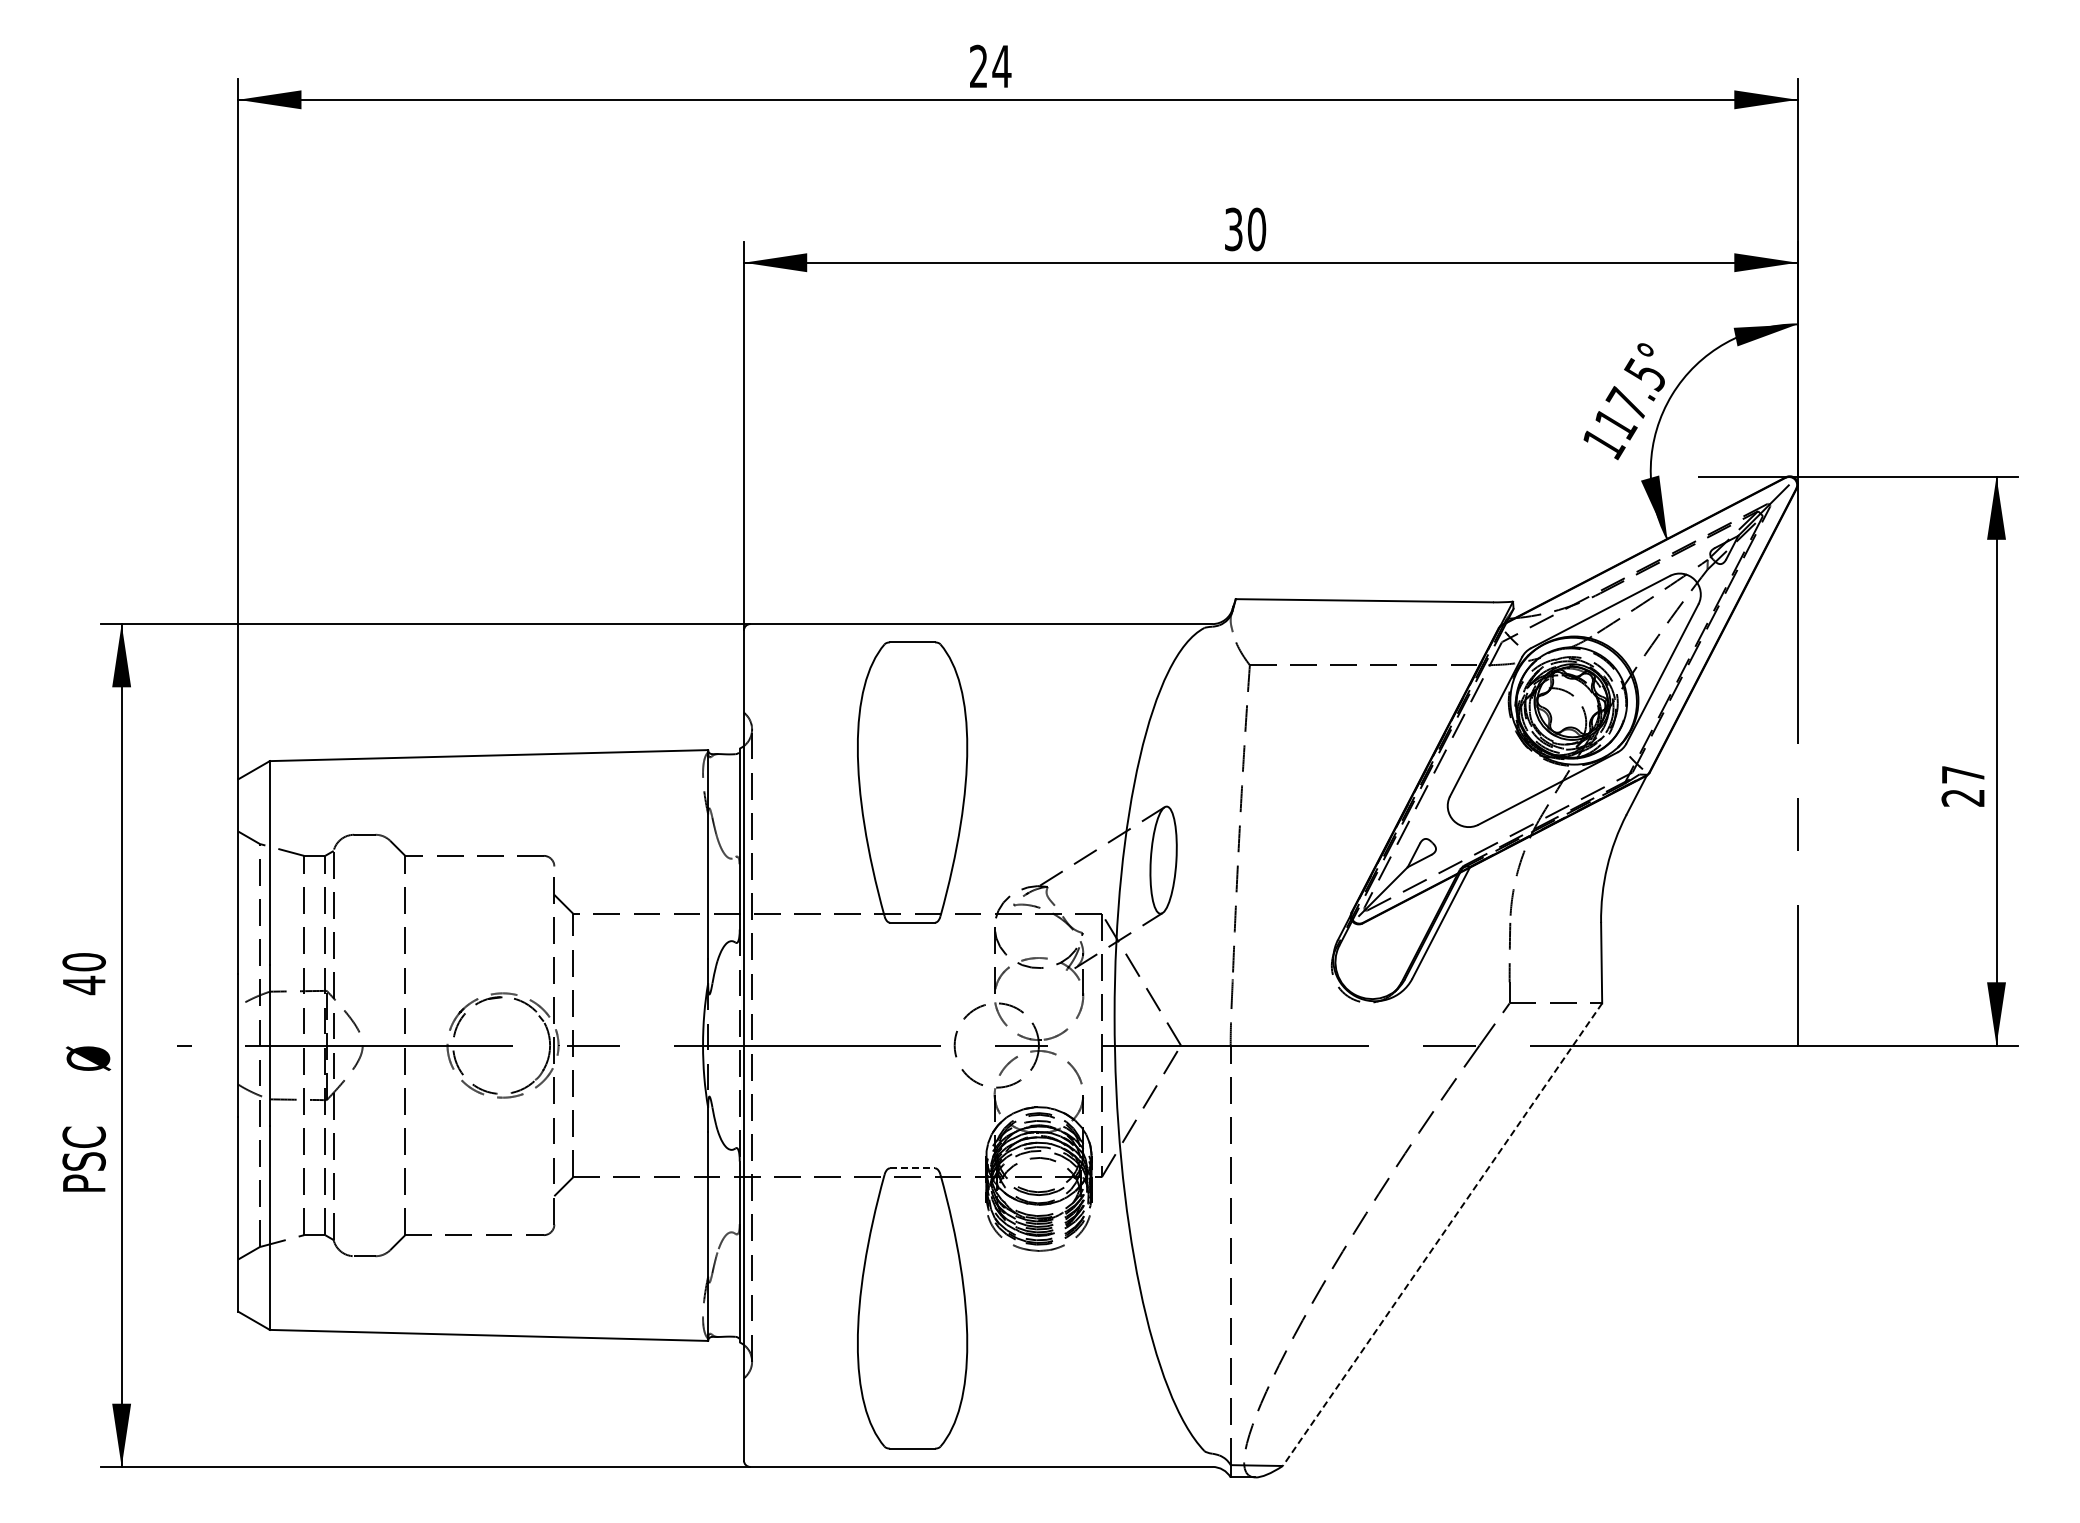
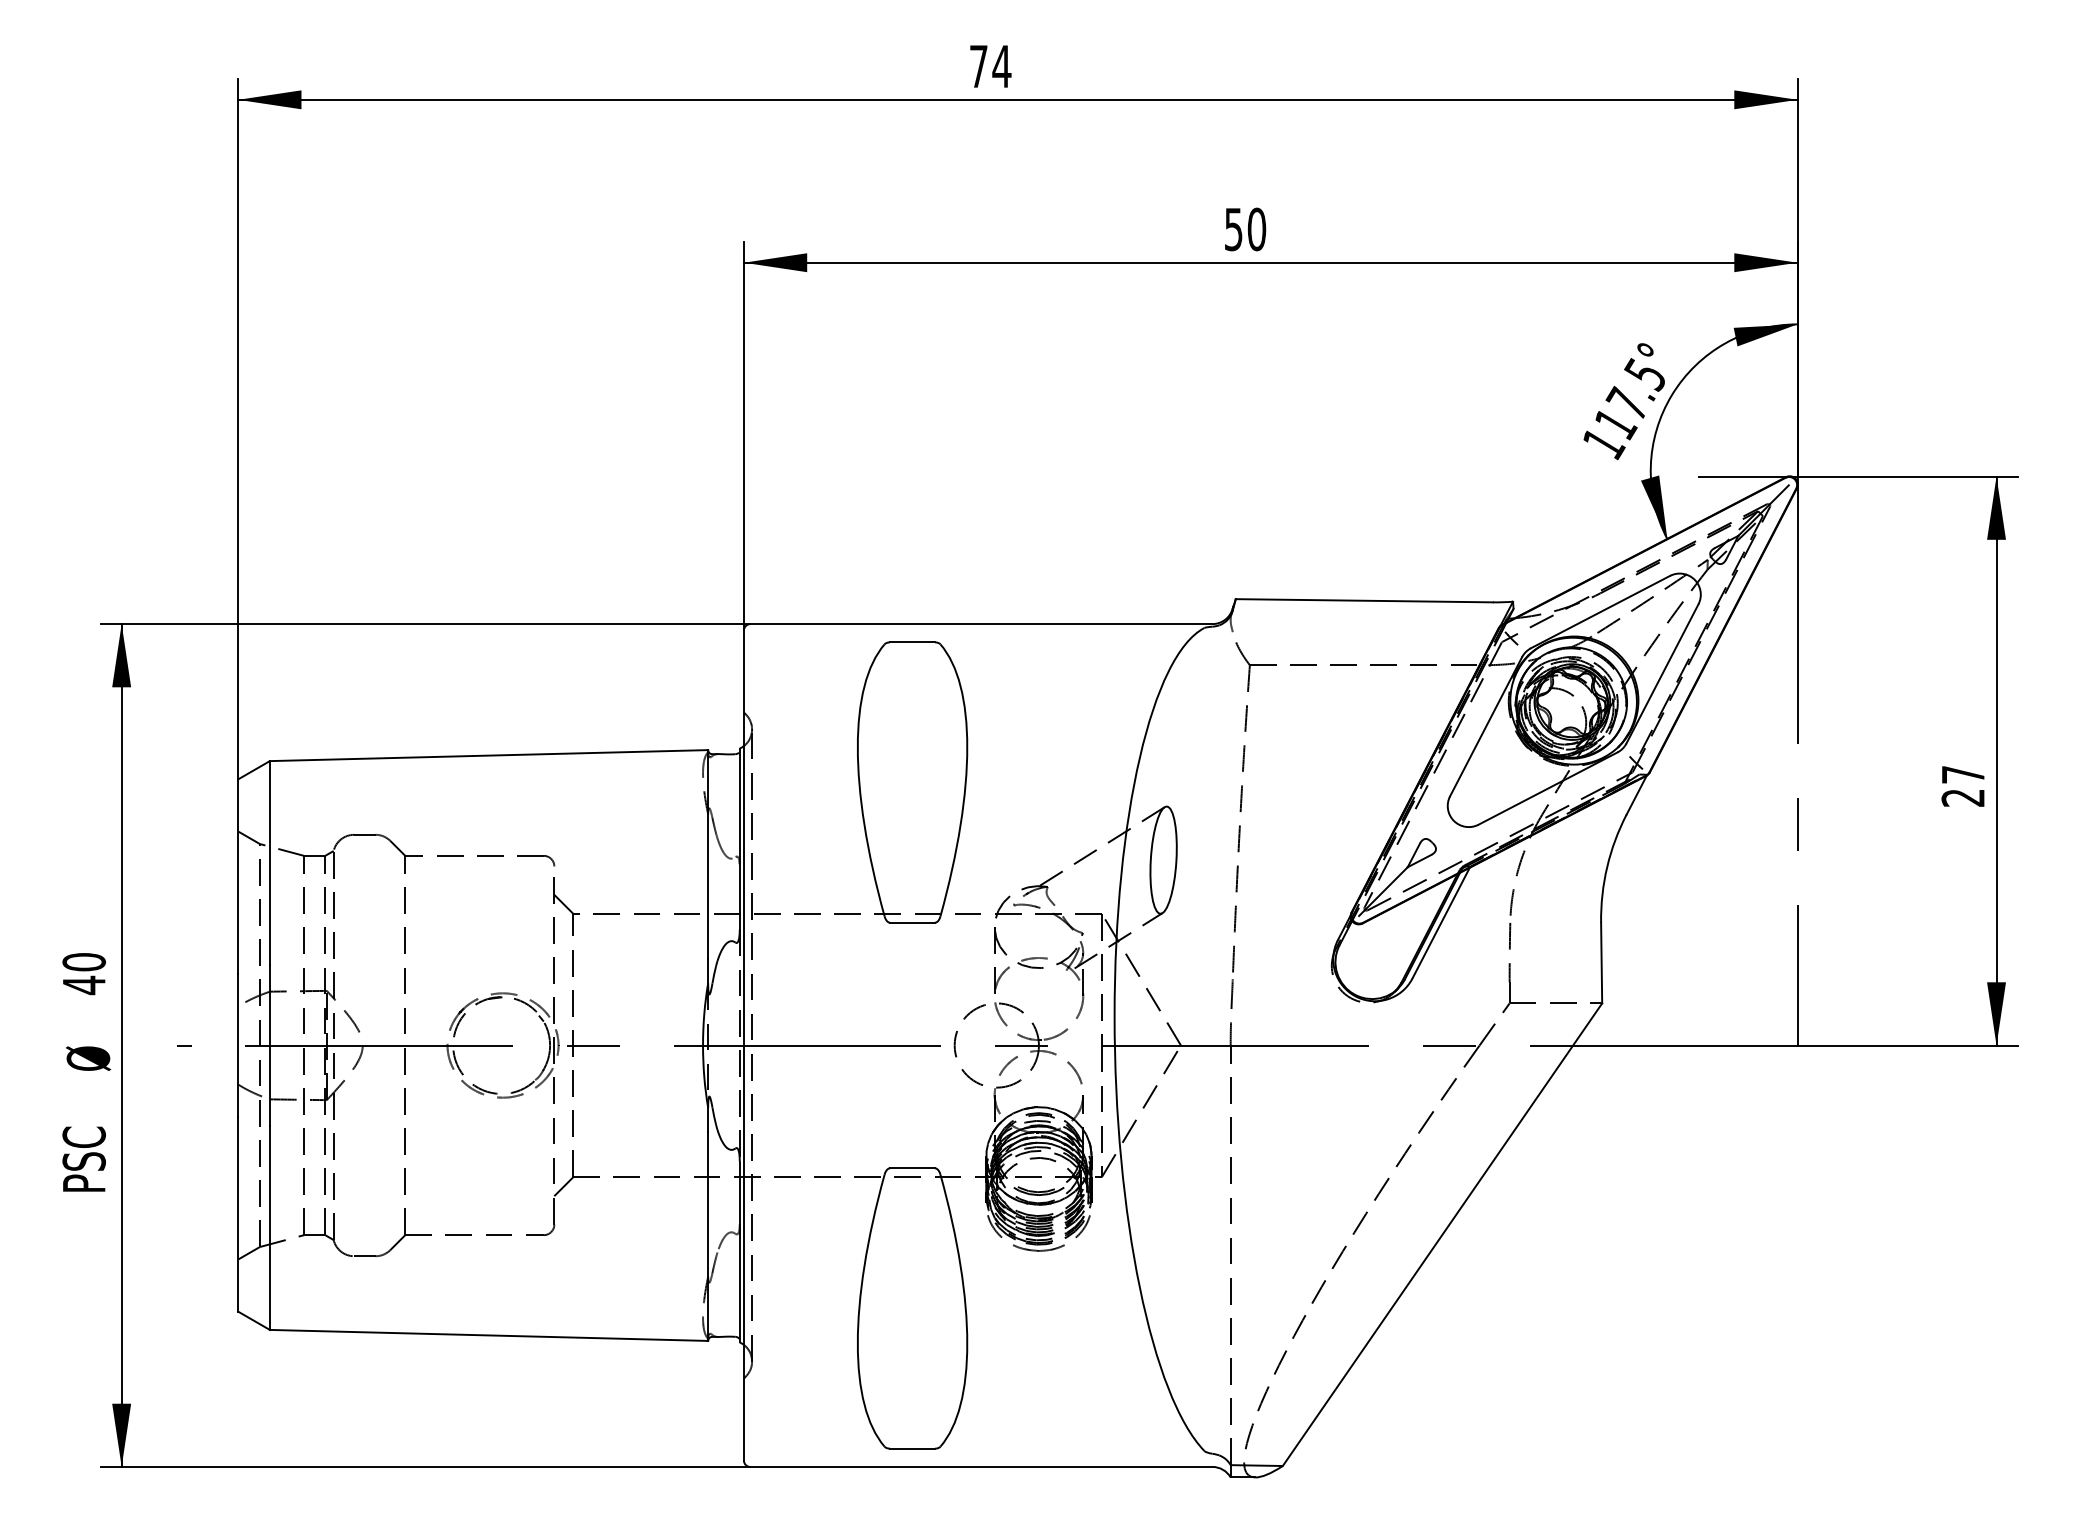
text: 24 -> 74 (978, 65)
text: 30 -> 50 (1233, 228)
line: dashed -> solid (912, 1168)
line: dashed -> solid (1442, 1235)
